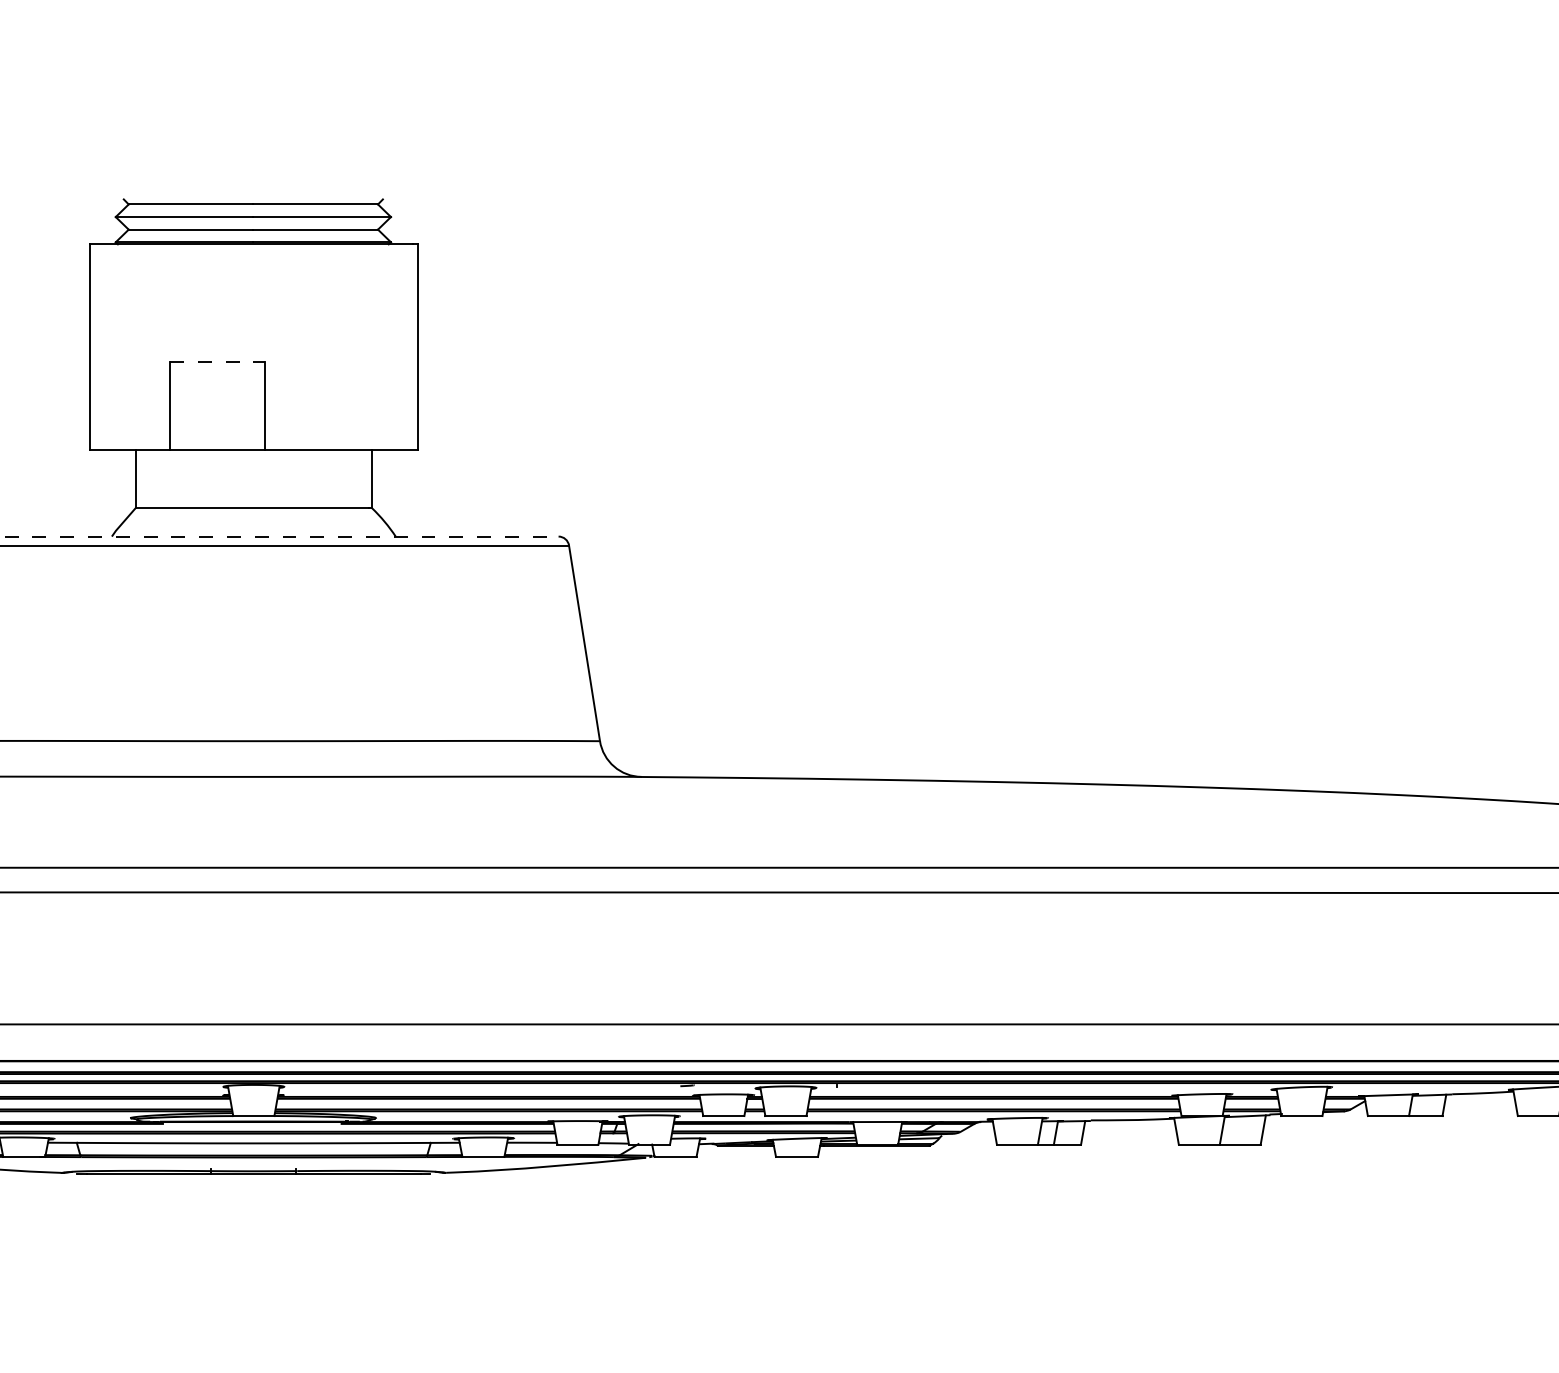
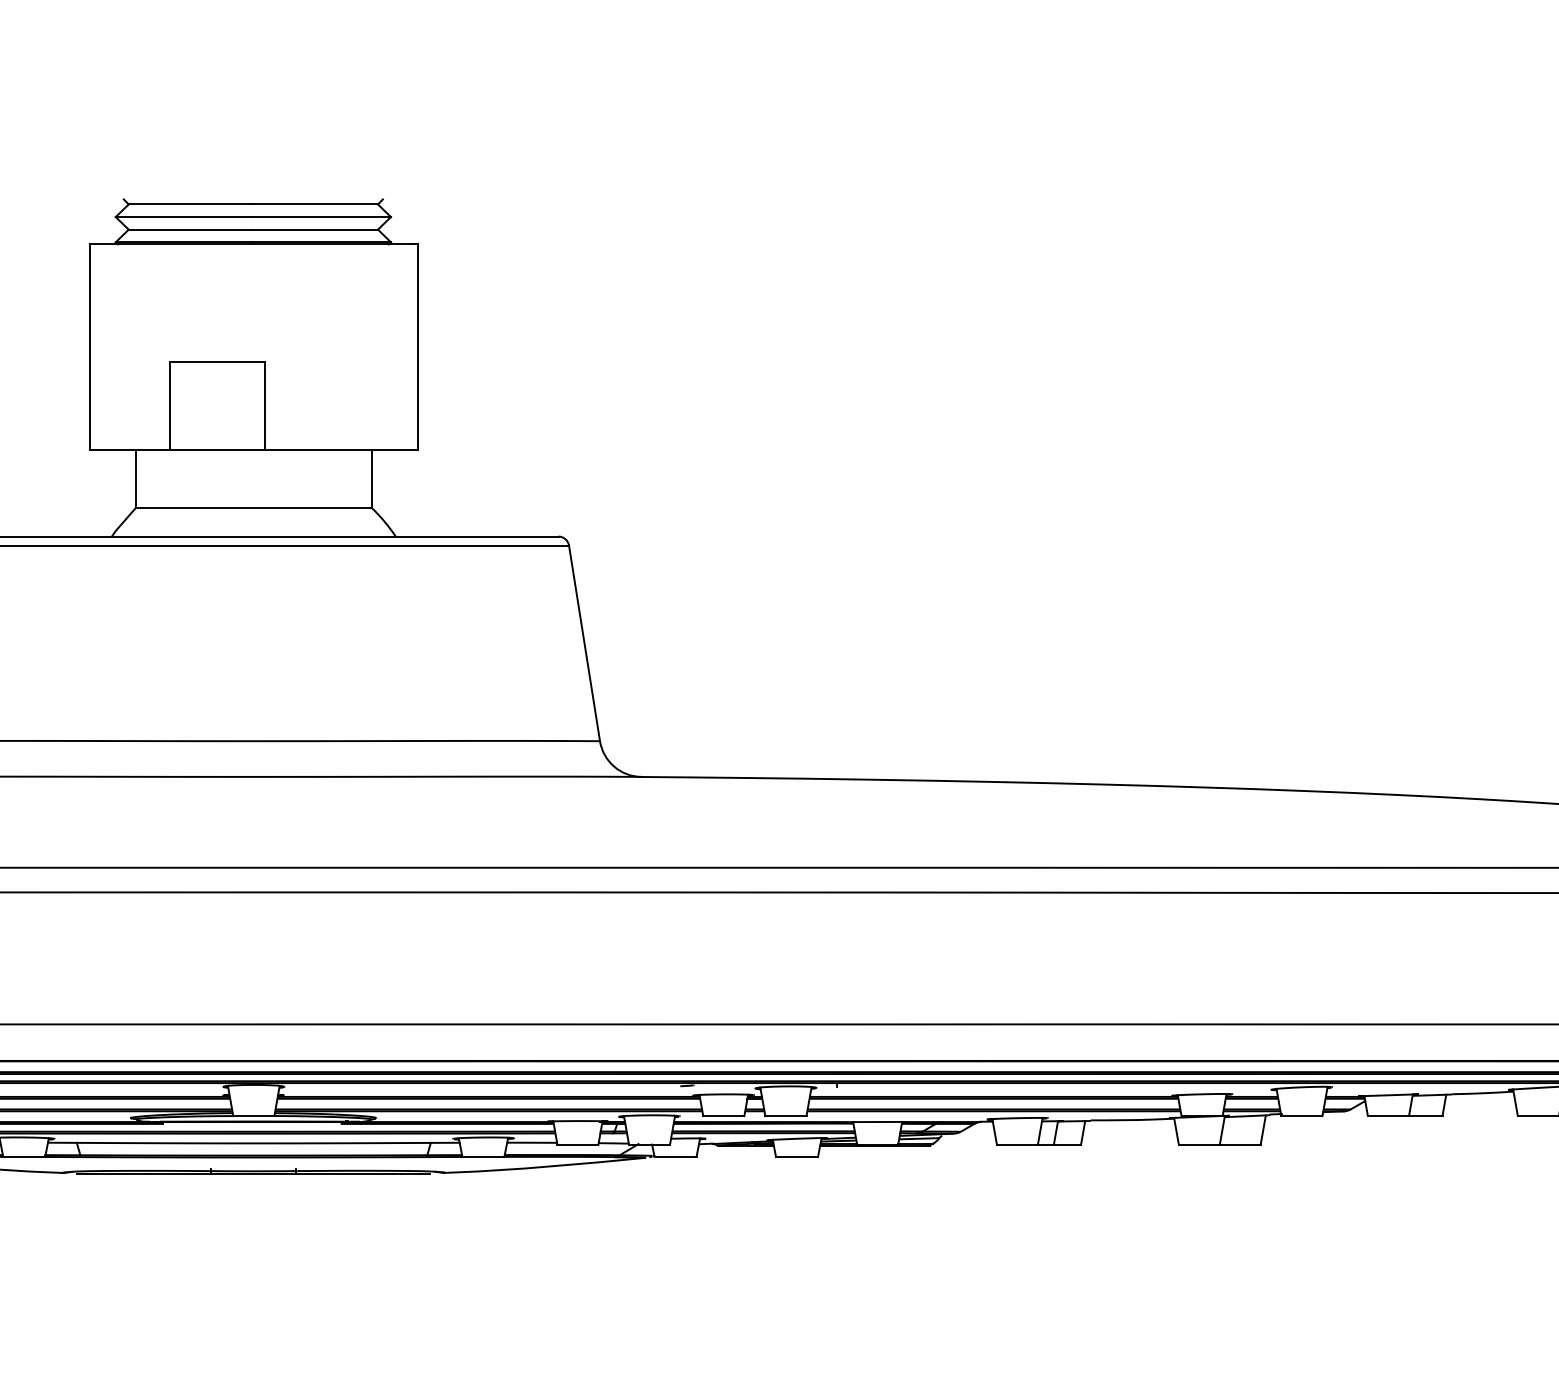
line: dashed -> solid (217, 361)
line: dashed -> solid (279, 536)
